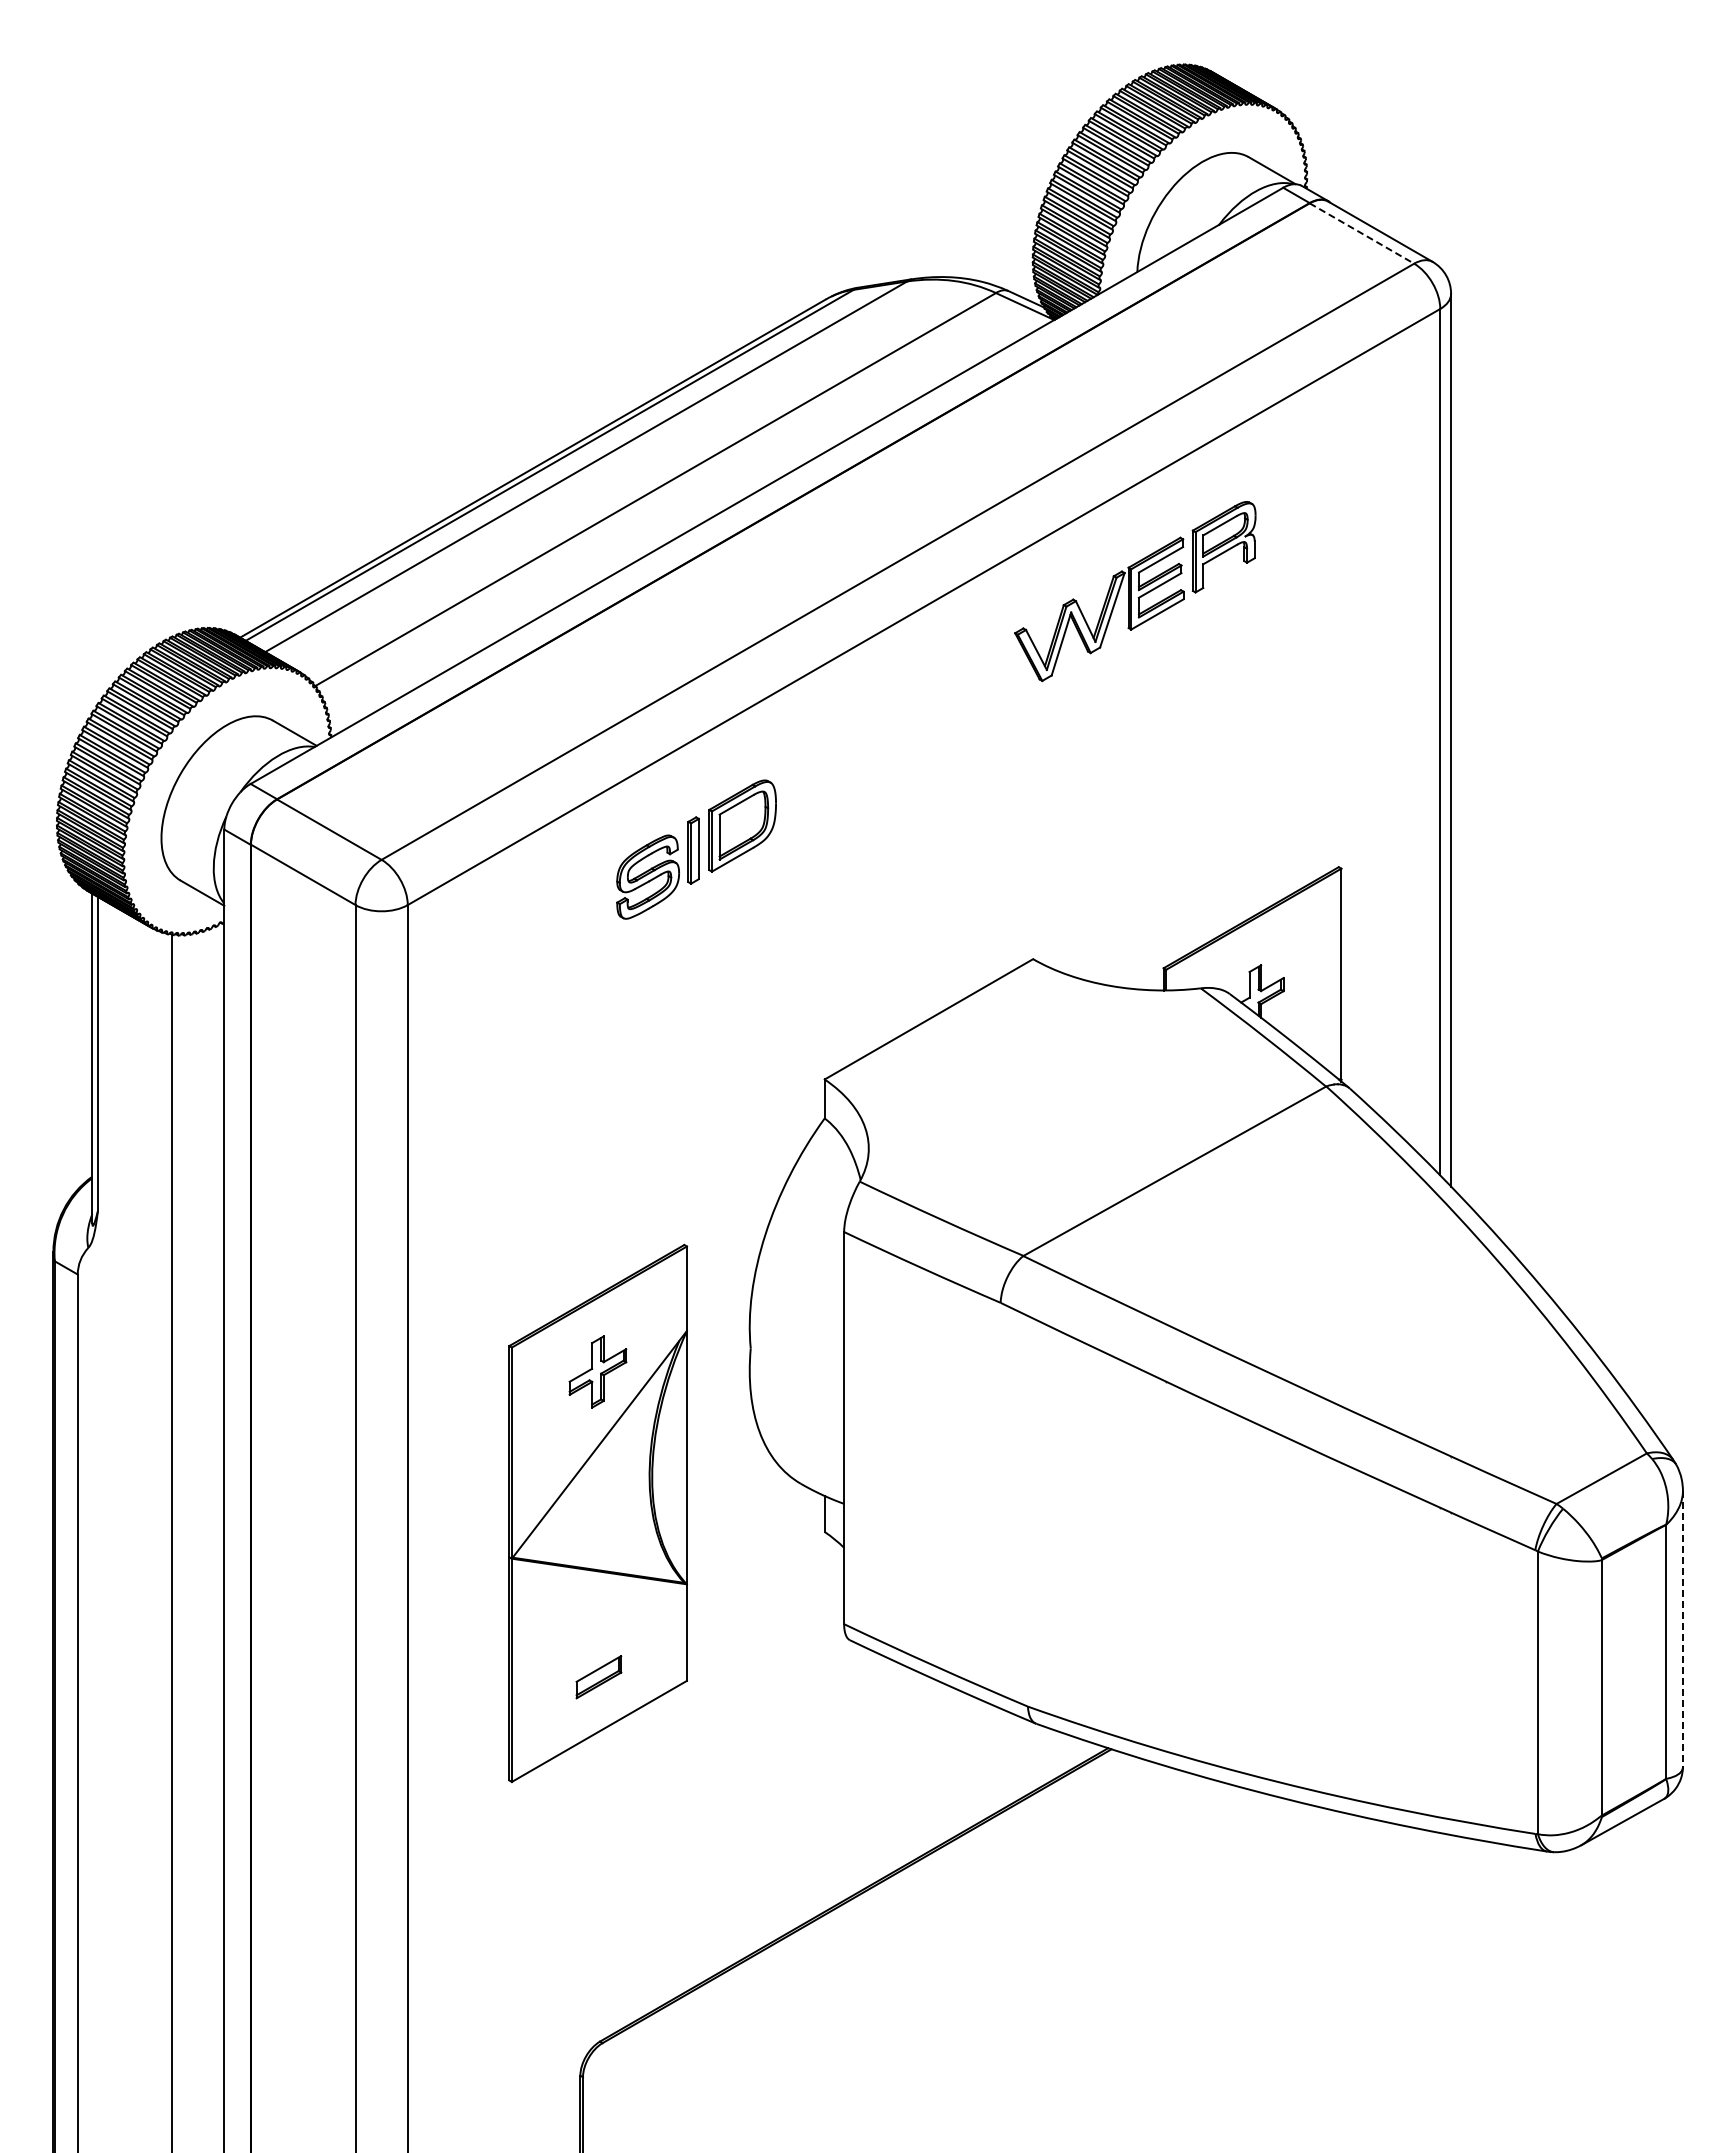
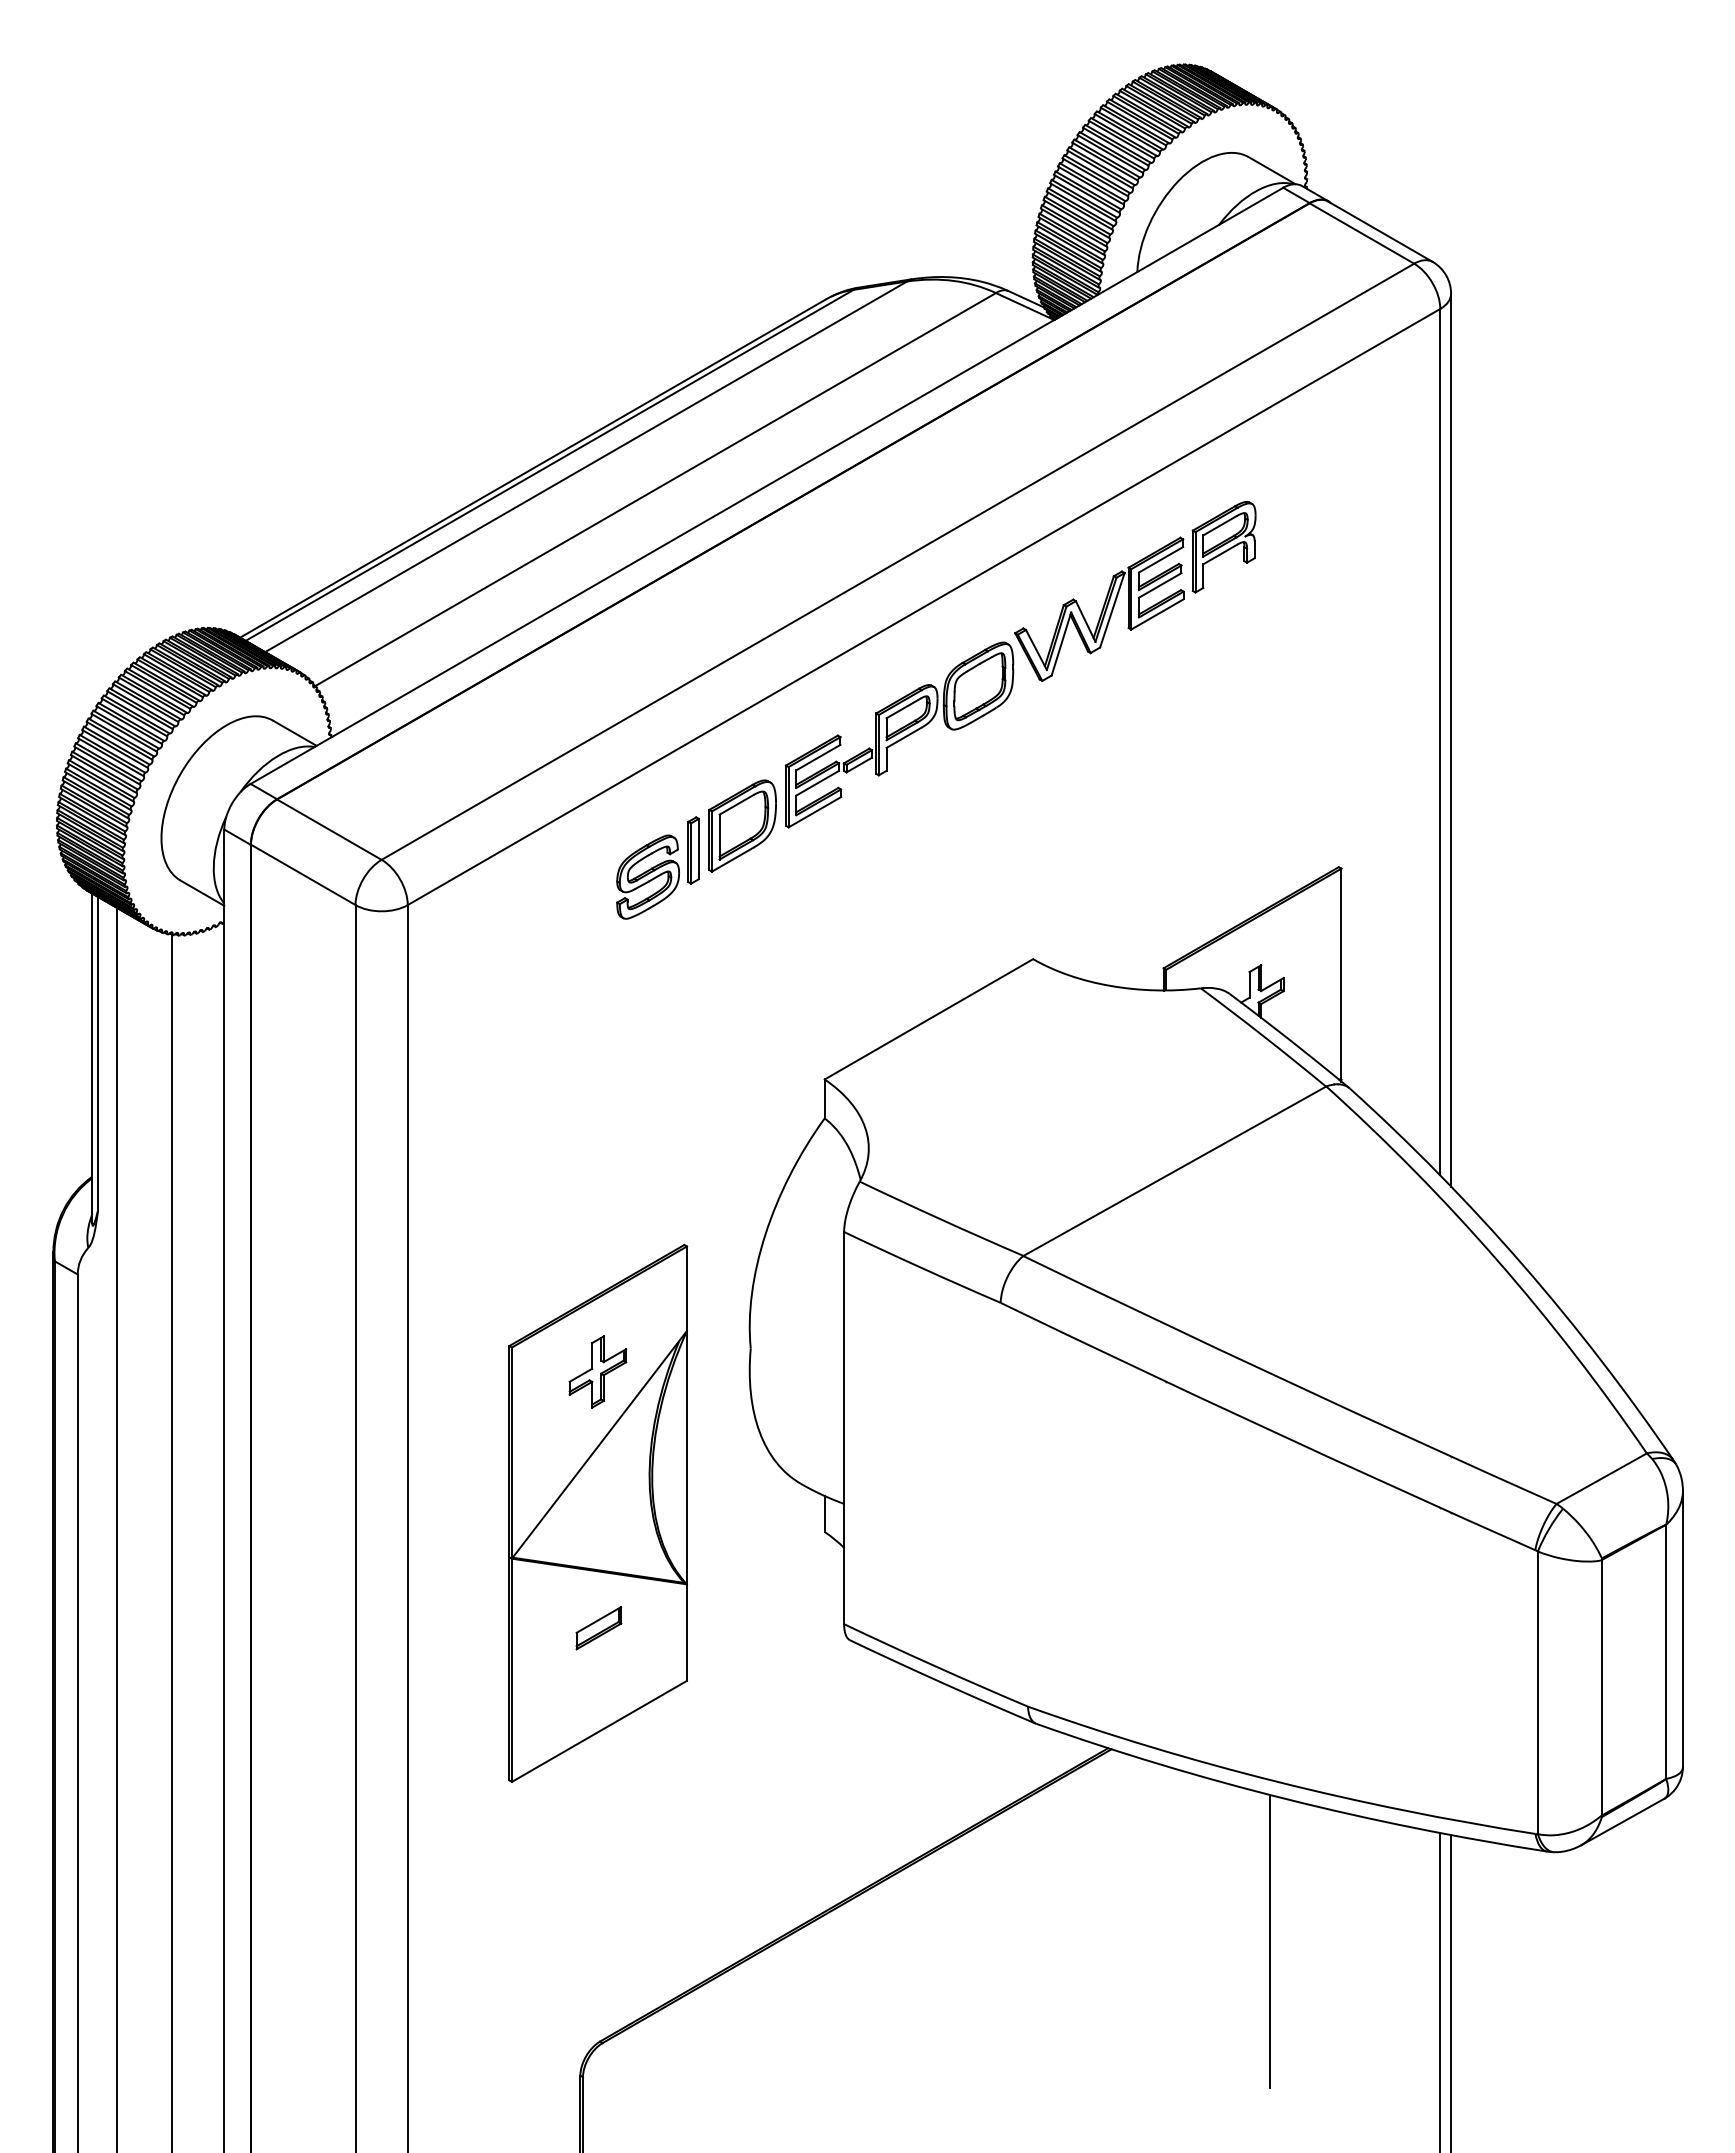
line: dashed -> solid (1362, 233)
part: none -> present (899, 734)
line: none -> present (117, 1528)
line: dashed -> solid (1682, 1628)
part position: (598, 1677) -> (598, 1628) (598, 1628)
line: none -> present (1270, 1941)
line: none -> present (1440, 1991)
line: none -> present (1451, 1992)
